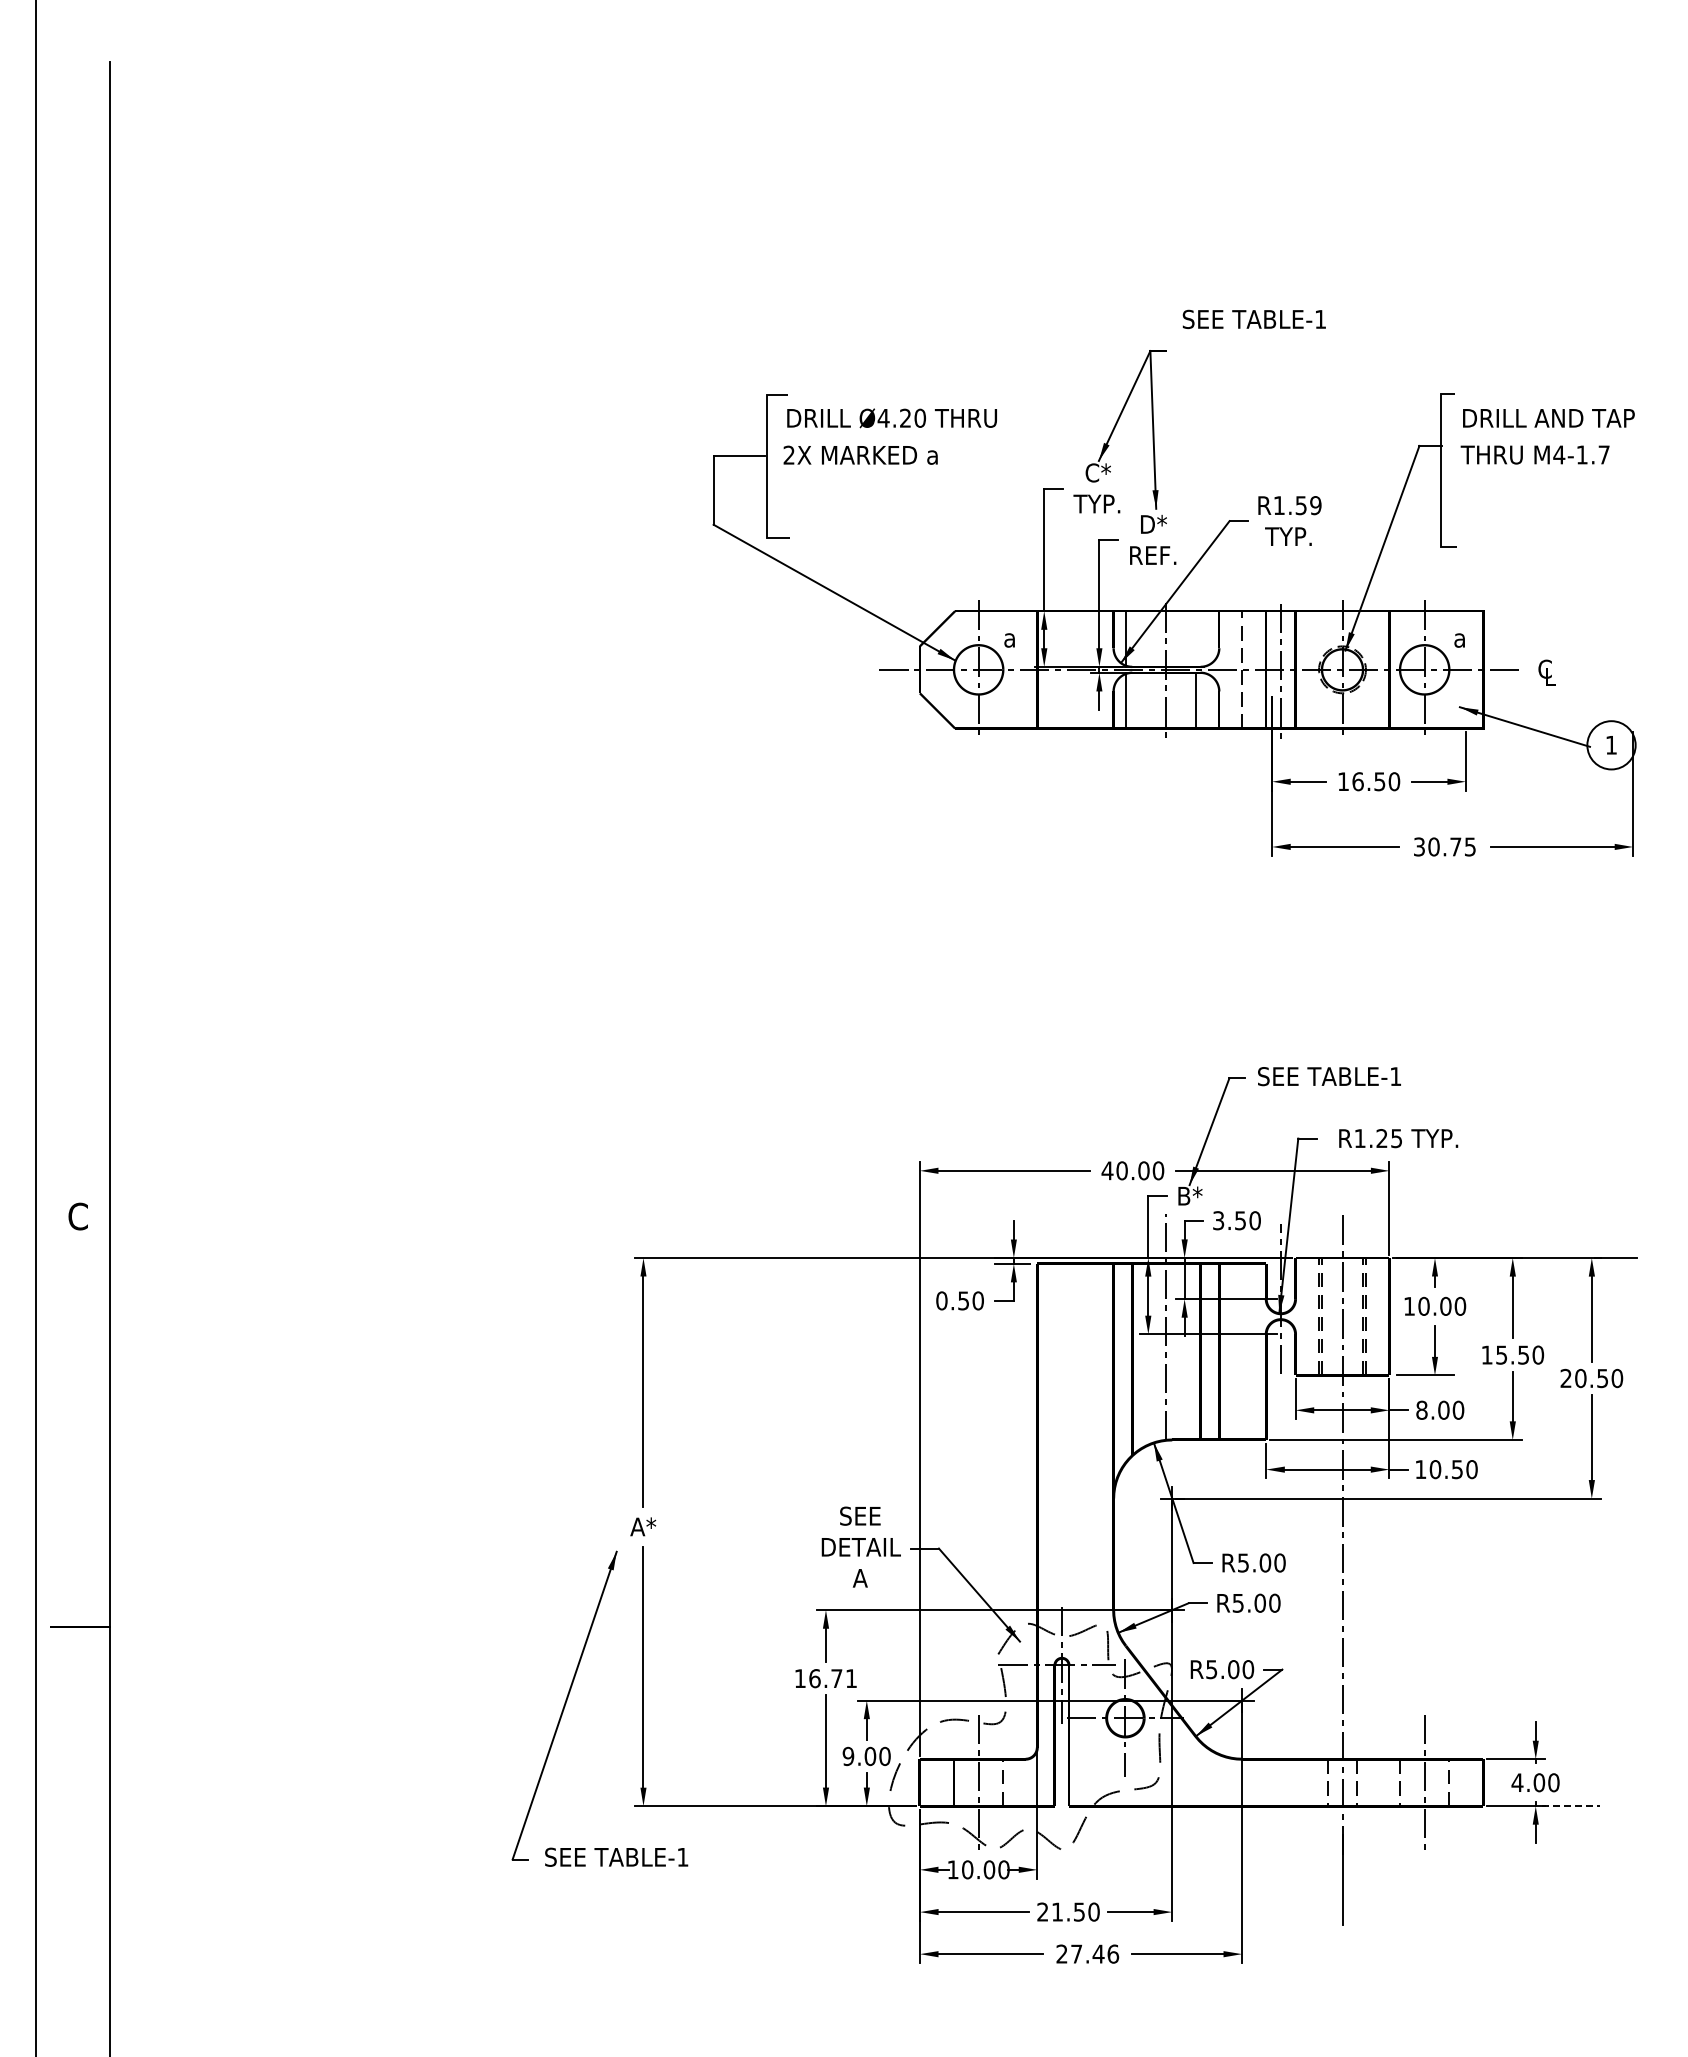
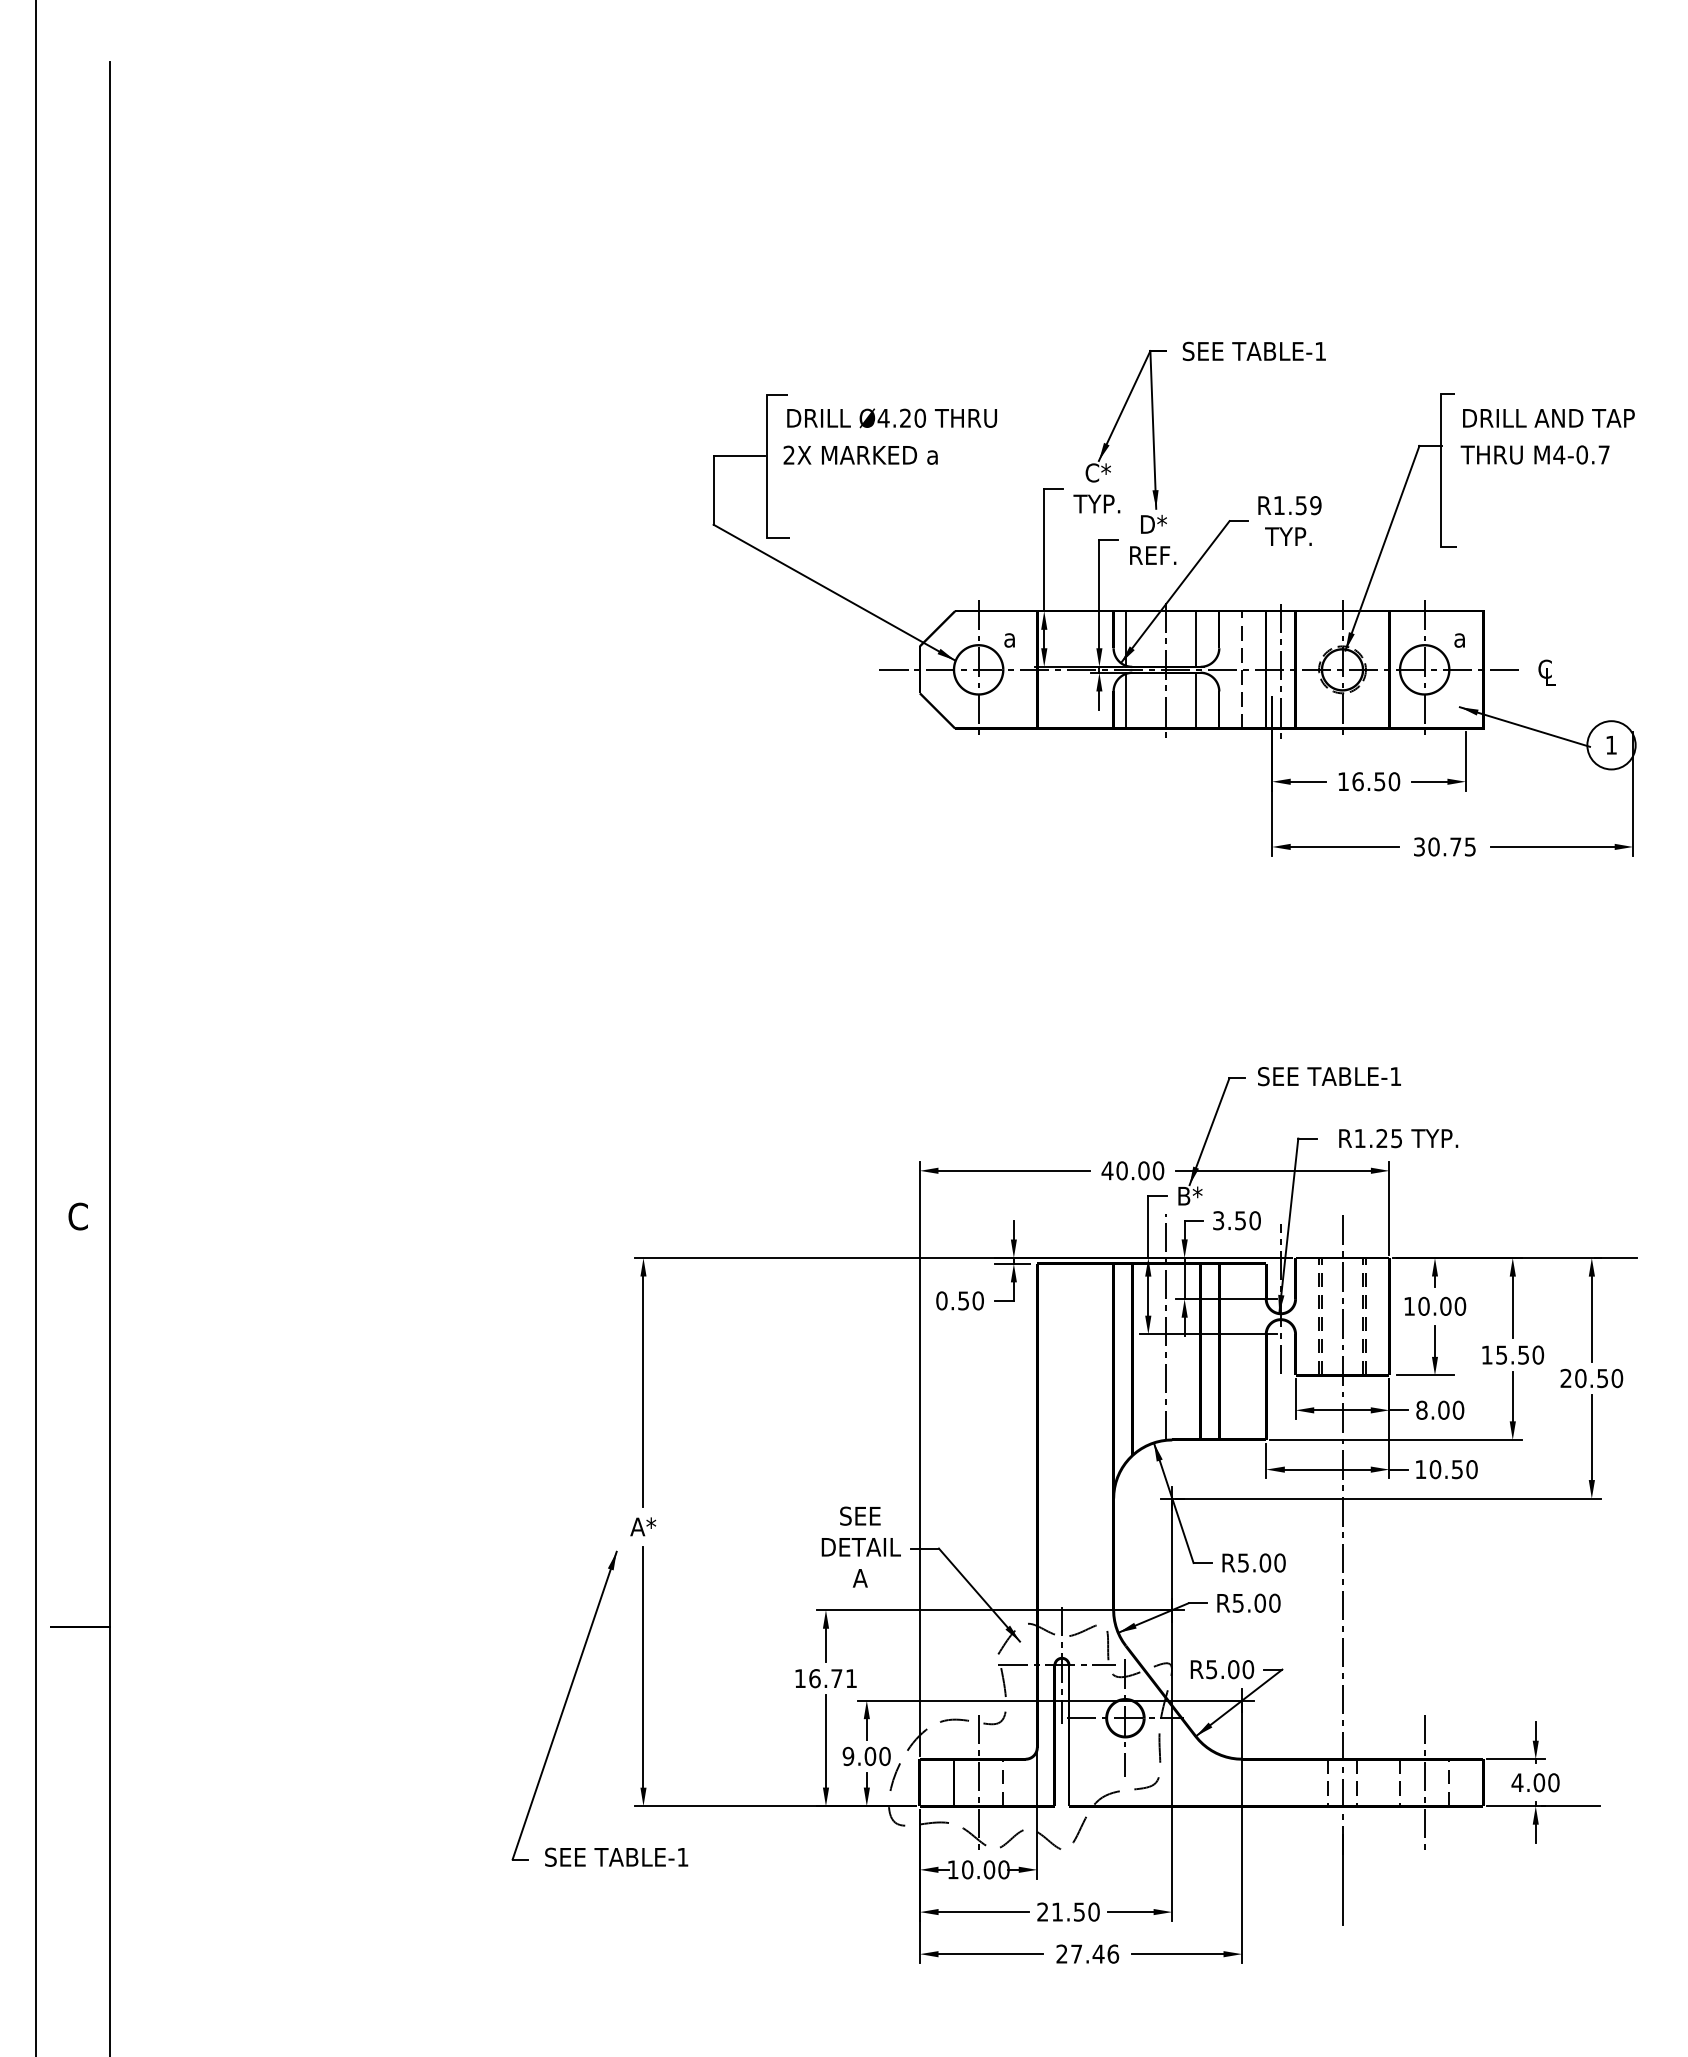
text position: (1253, 318) -> (1253, 350) (1253, 350)
text: M4-1.7 -> M4-0.7 (1581, 454)
line: none -> present (1195, 638)
line: dashed -> solid (1571, 1806)
